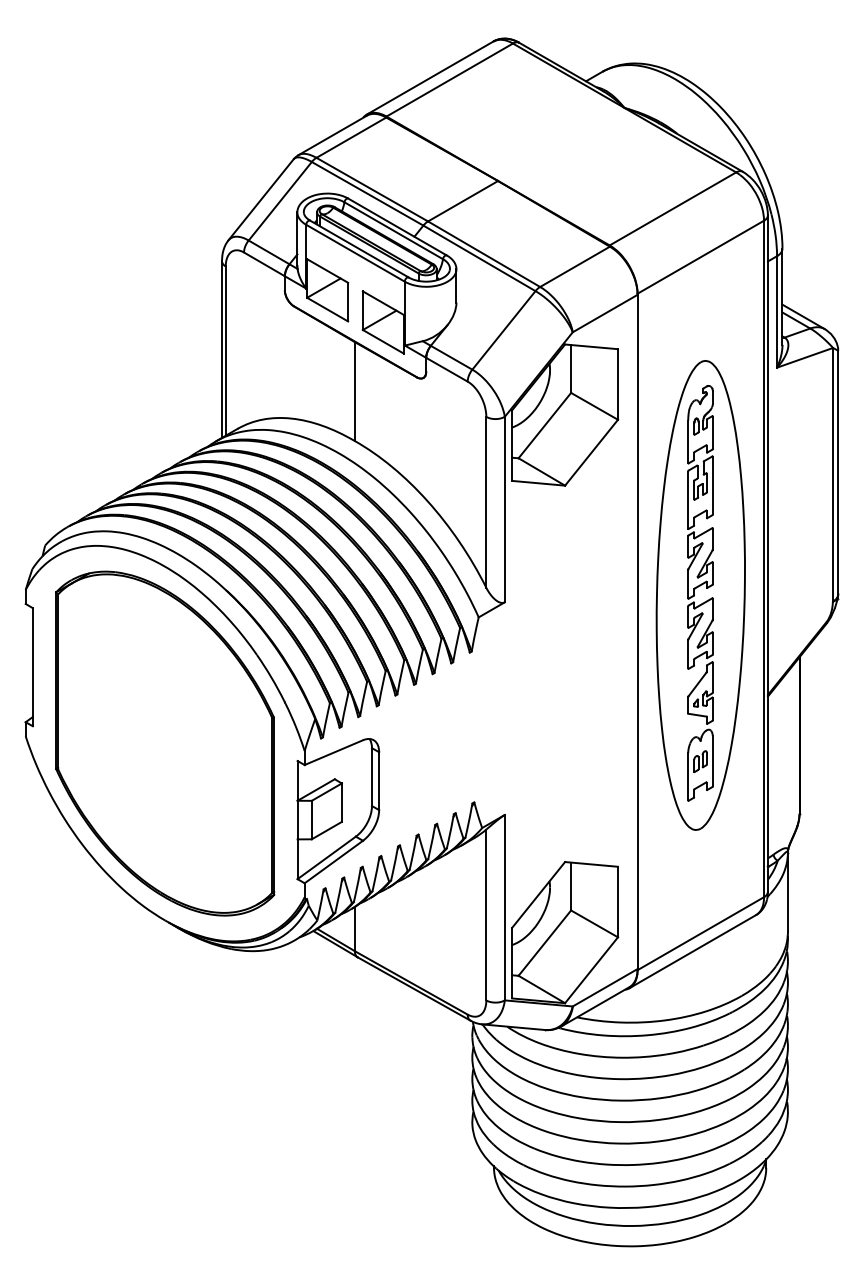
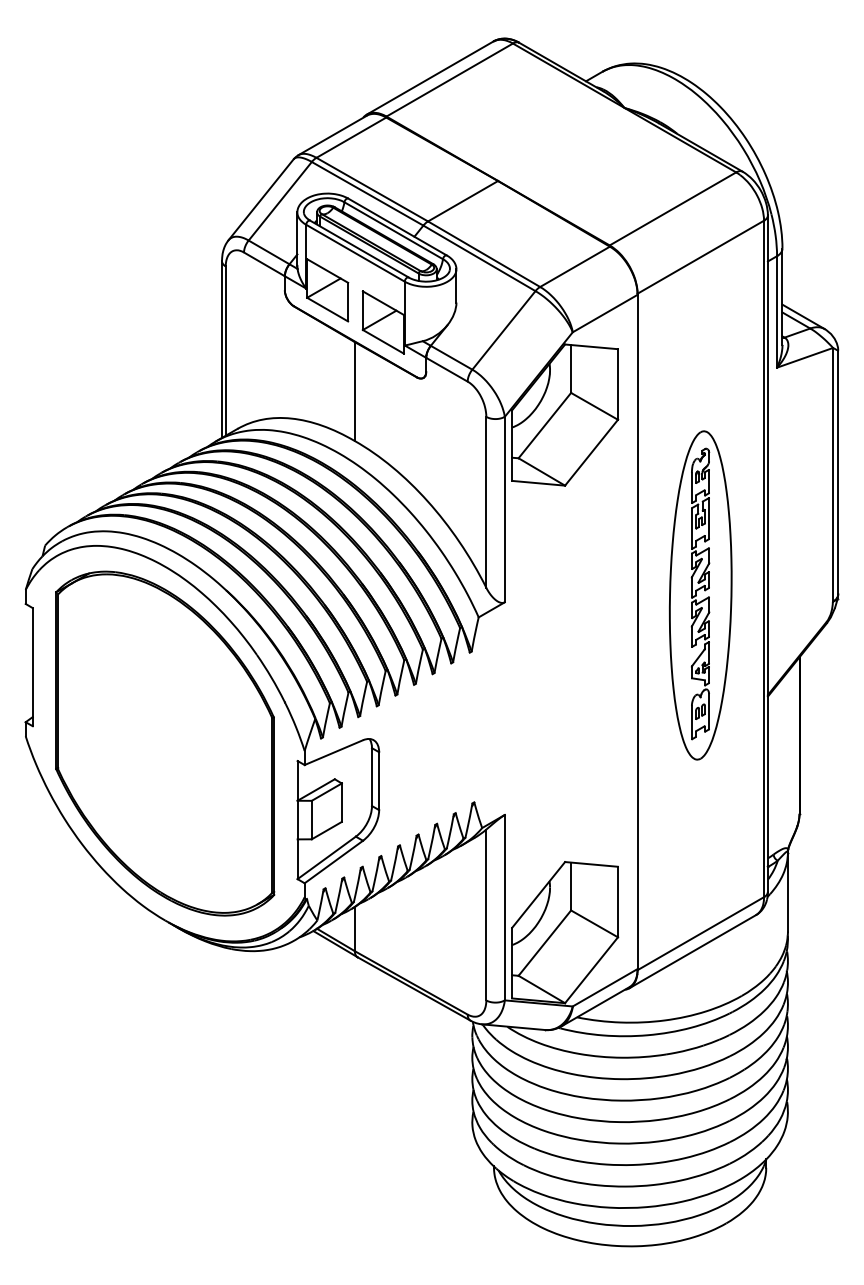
part size: 91x471 px -> 65x331 px (700, 595)
